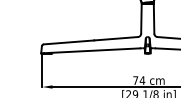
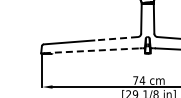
line: solid -> dashed (116, 38)
line: solid -> dashed (91, 50)
